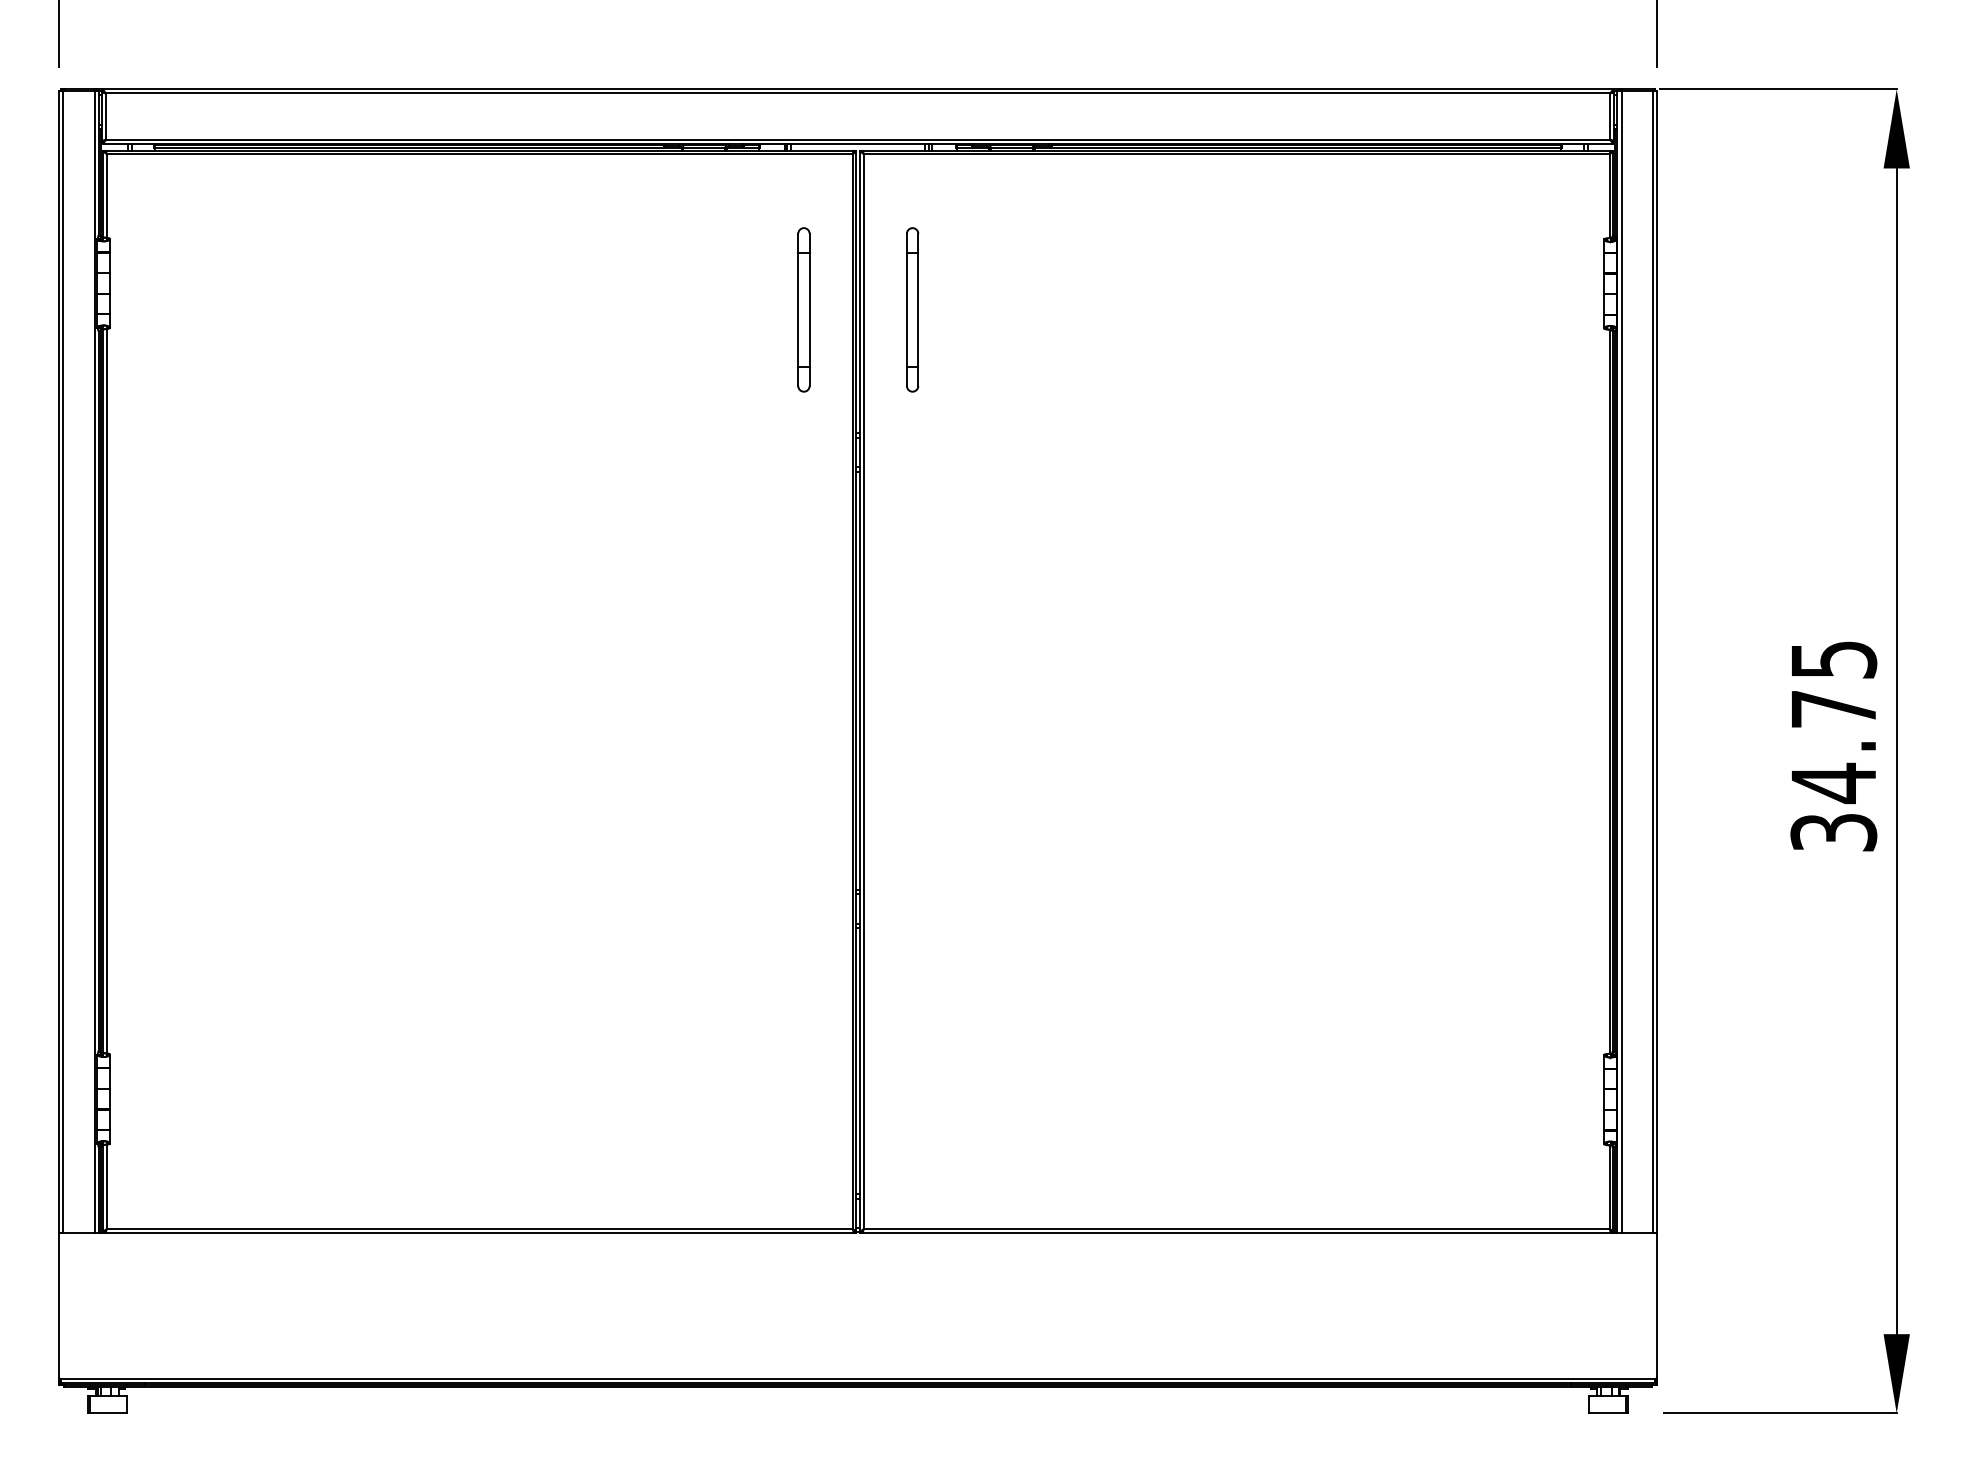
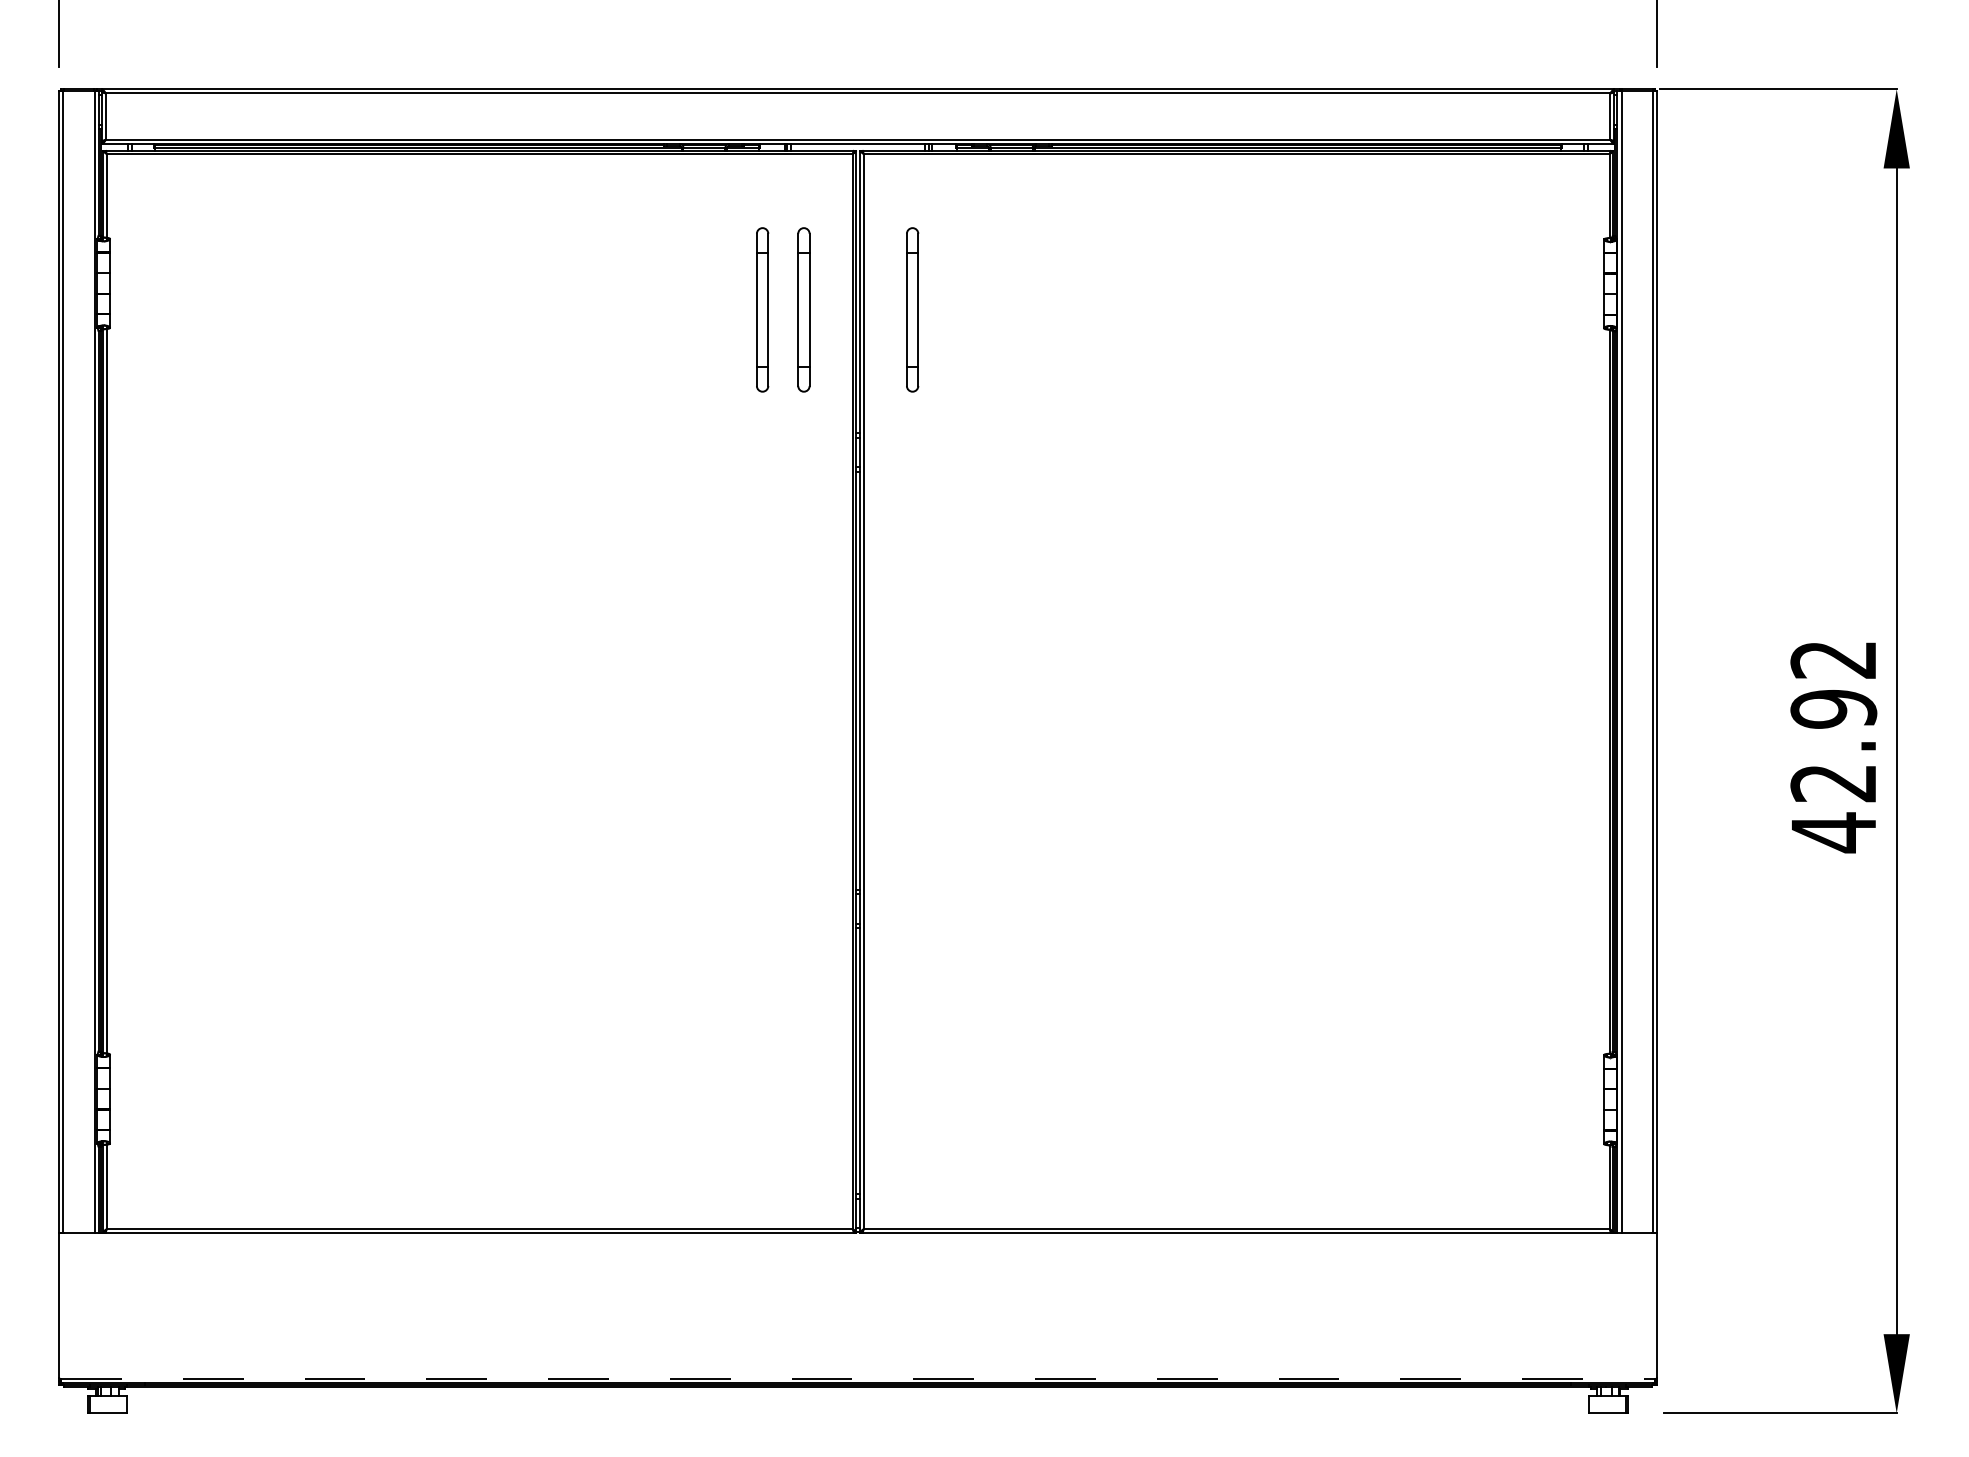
part: none -> present (762, 309)
text: 34.75 -> 42.92 (1833, 747)
line: solid -> dashed (858, 1378)
